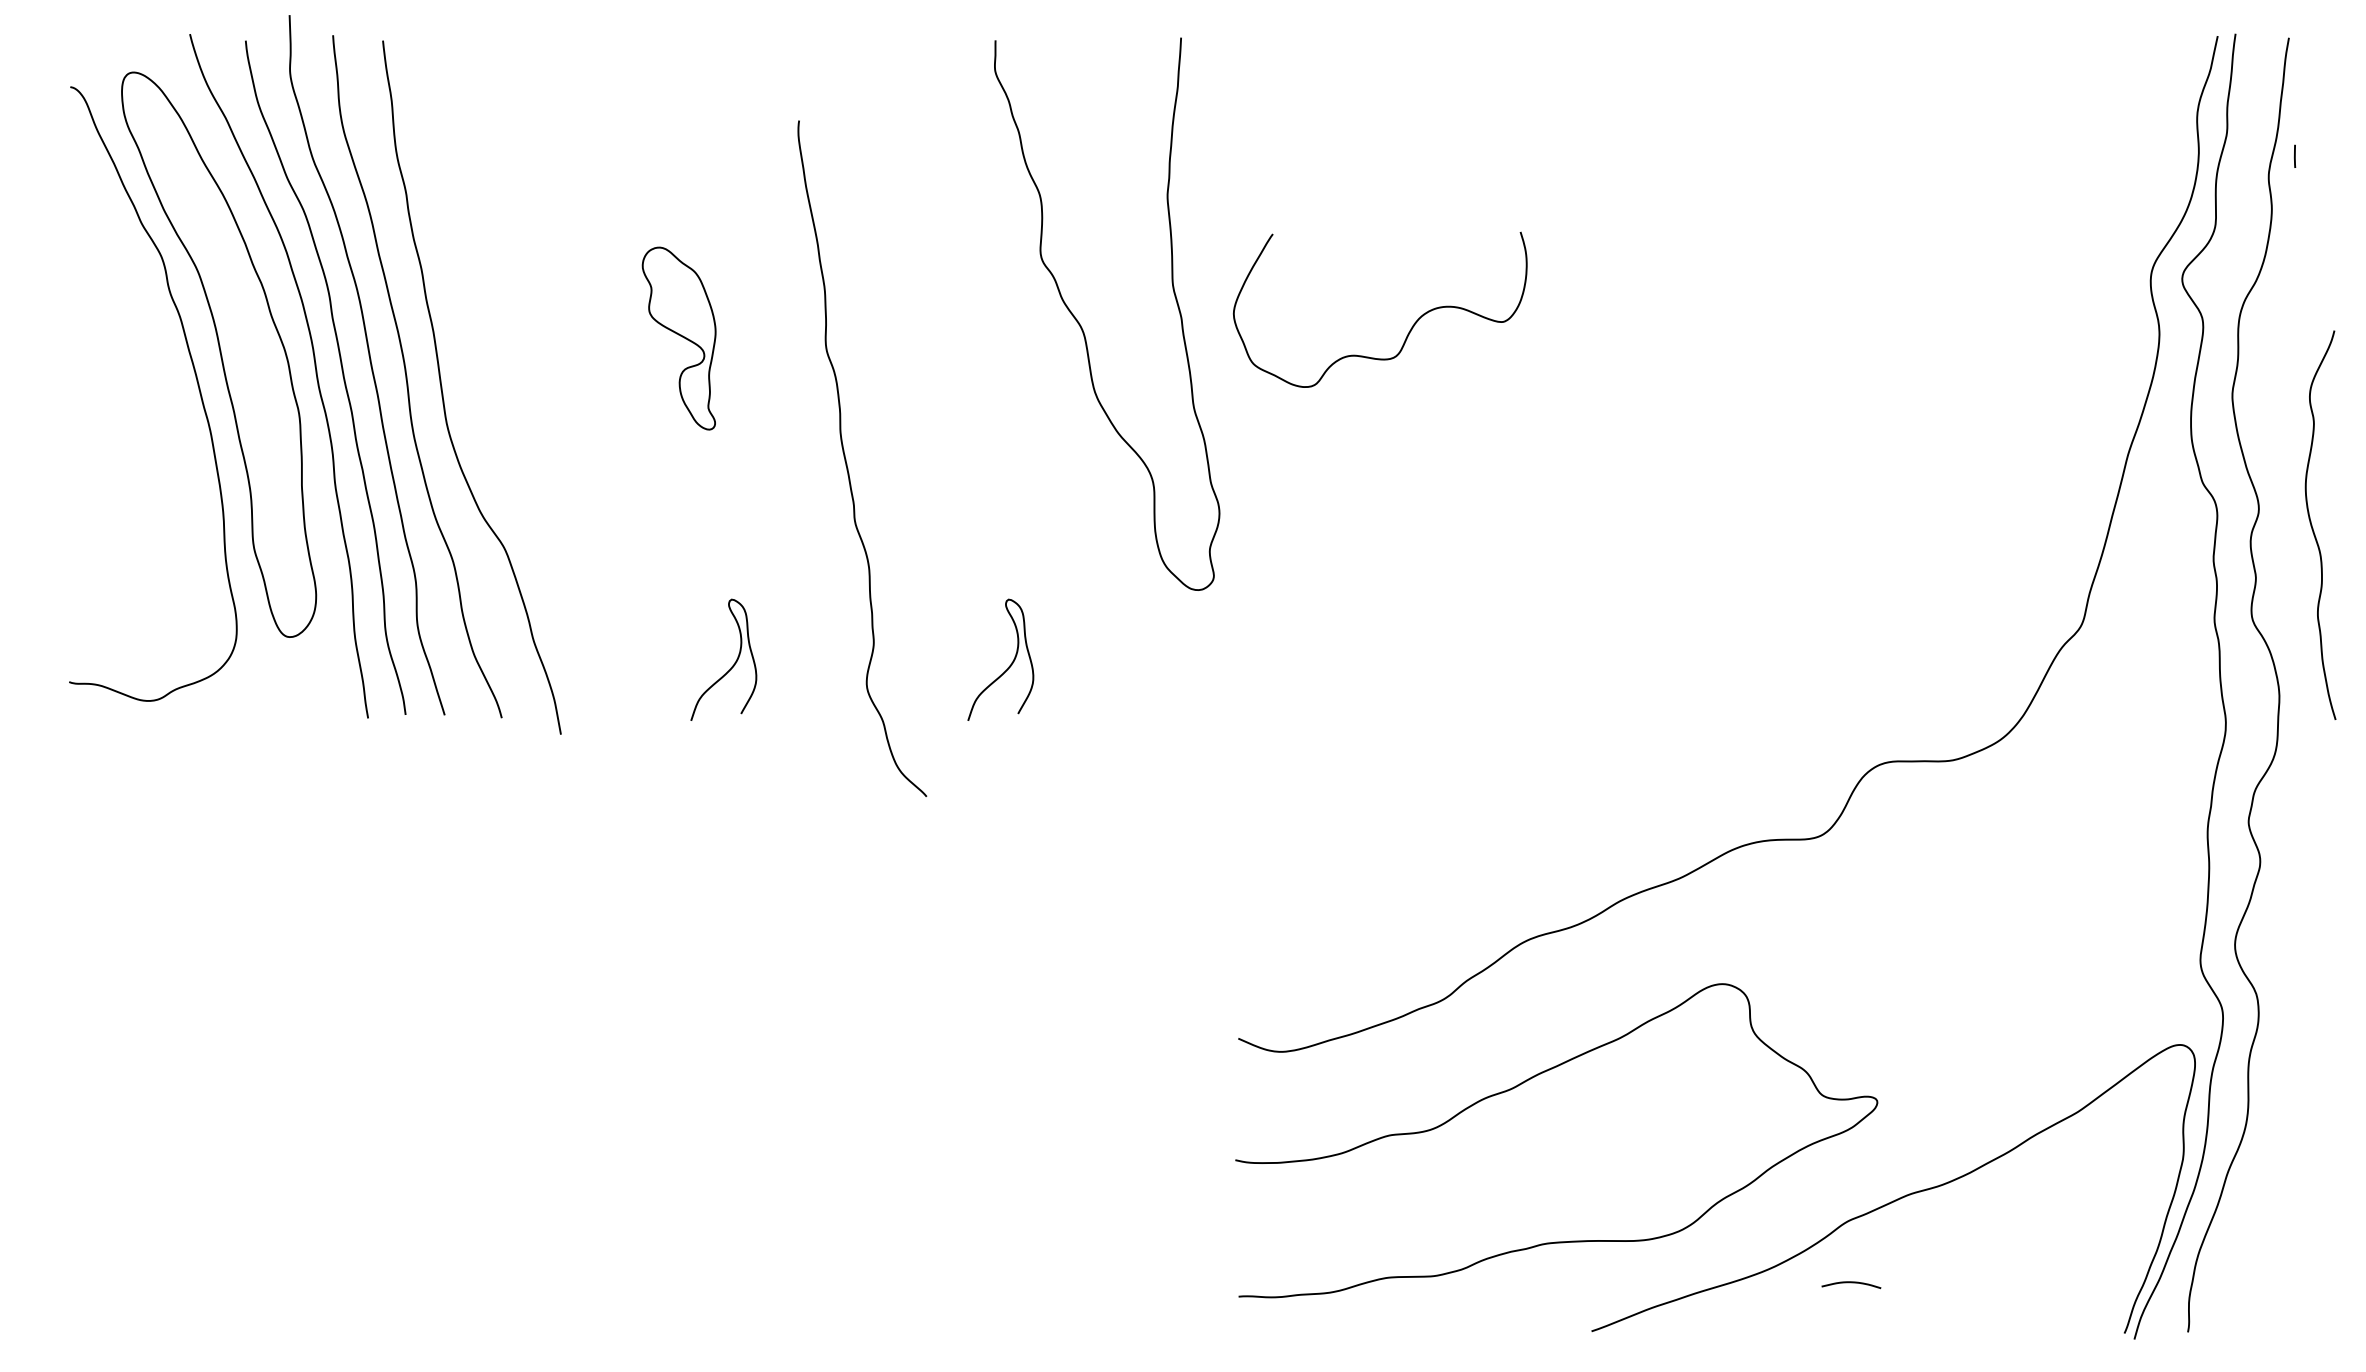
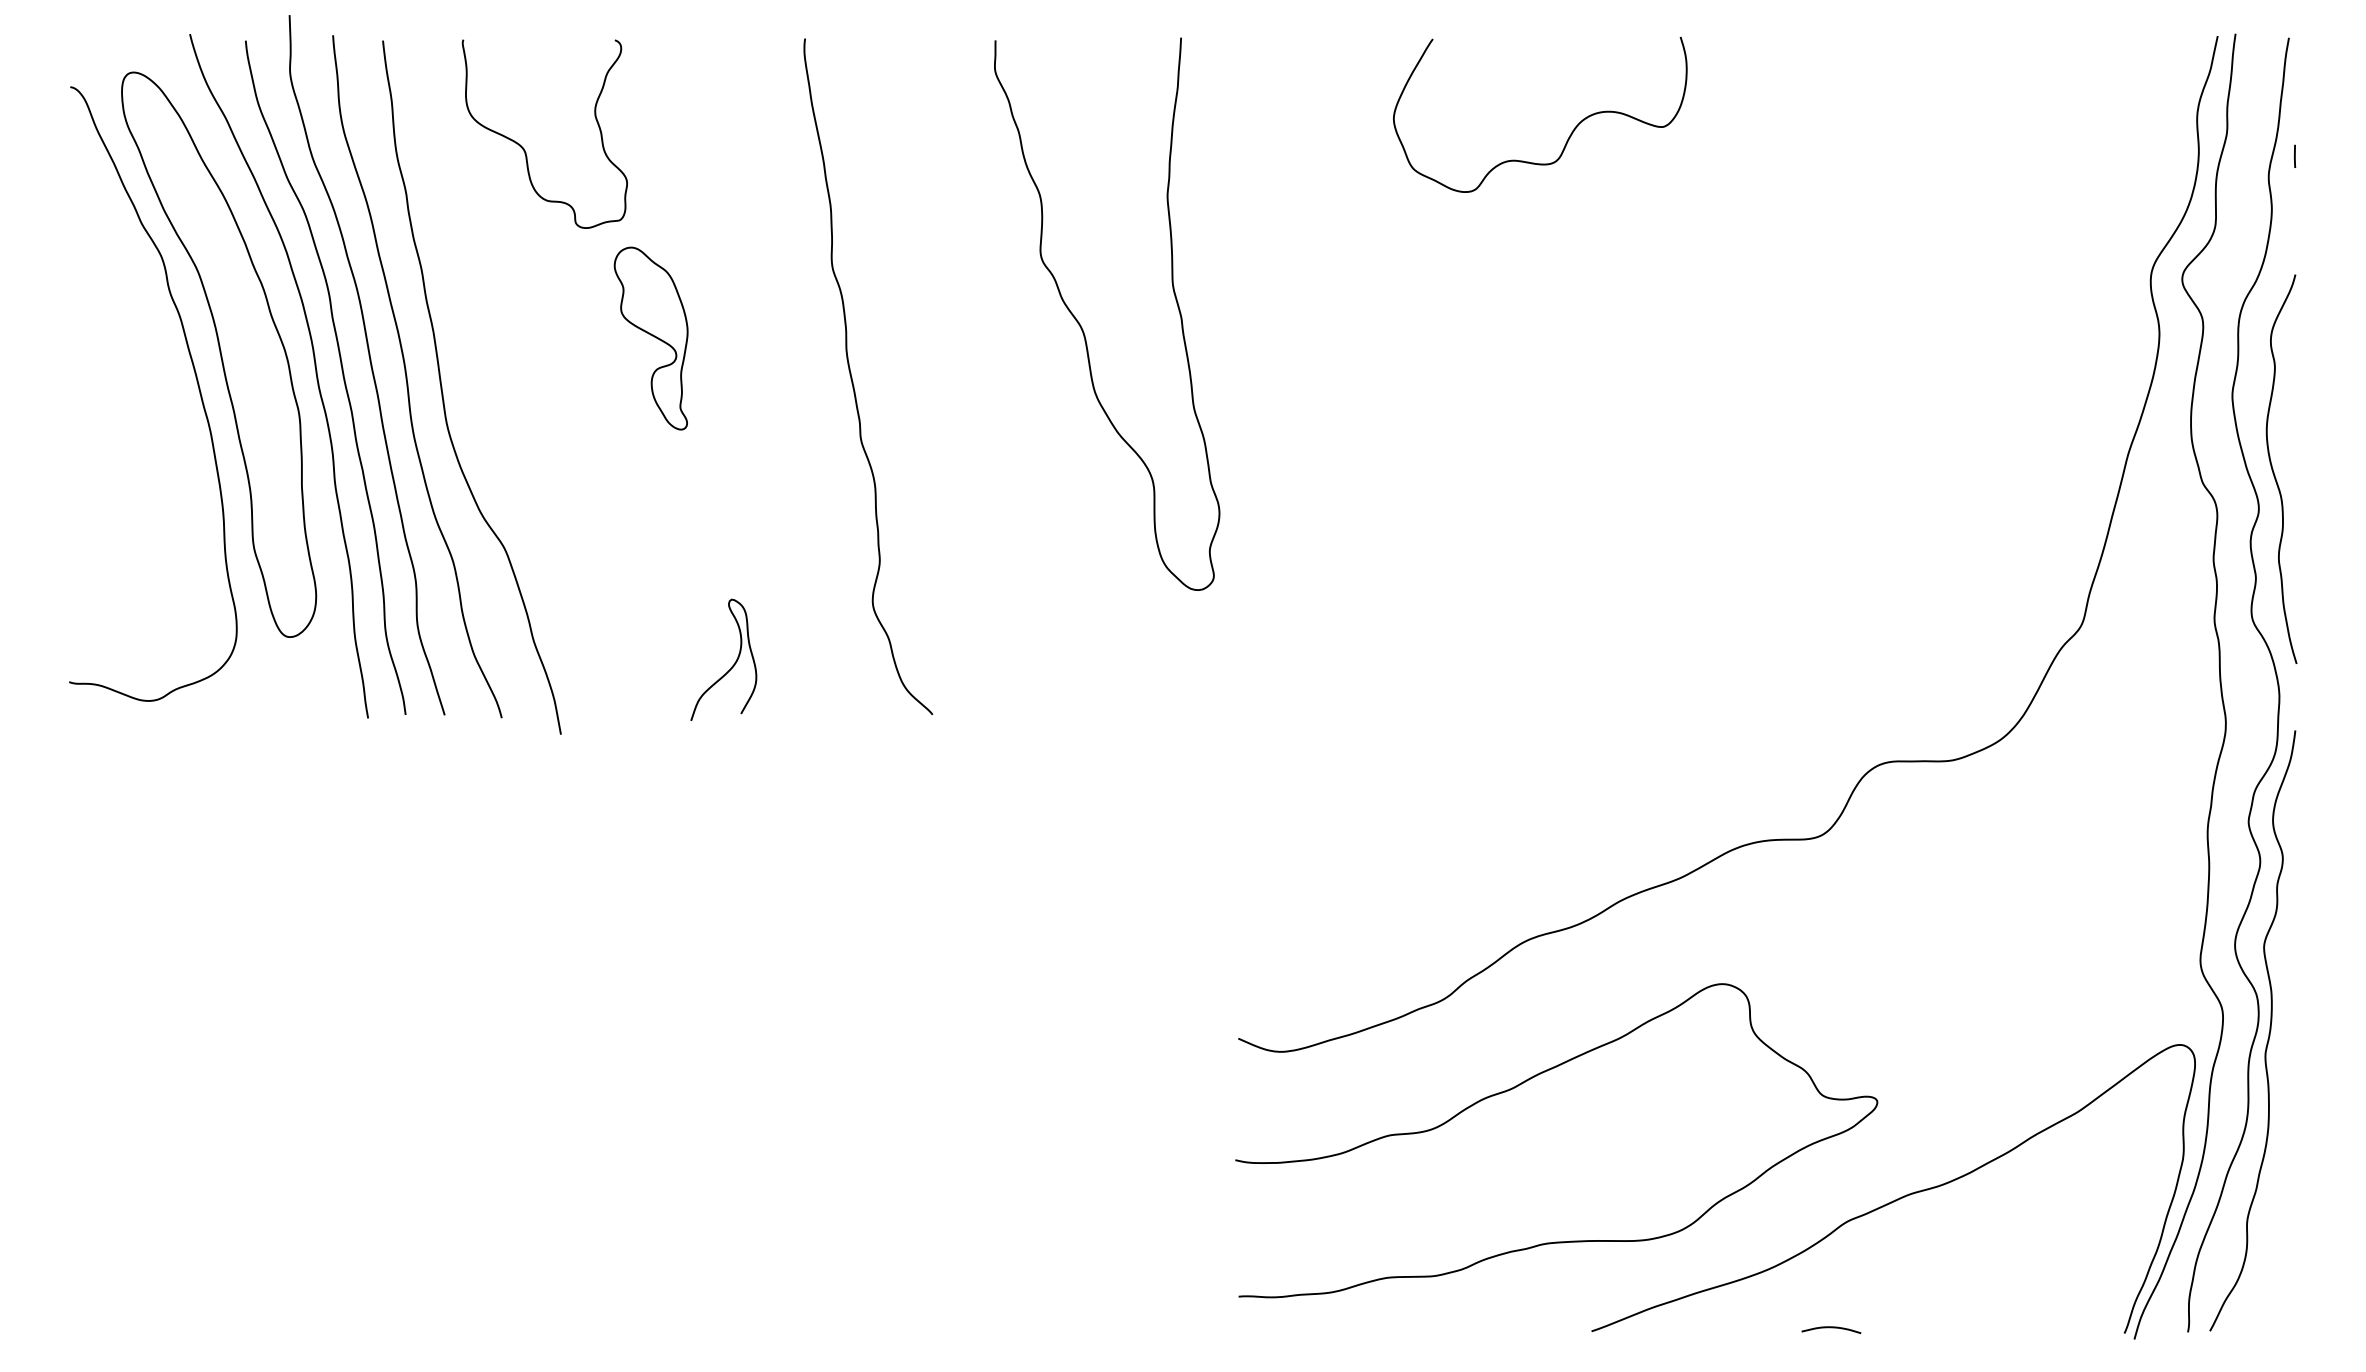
curve: none -> present (524, 148)
curve position: (1410, 328) -> (1570, 133) (1570, 133)
part position: (678, 338) -> (650, 338) (650, 338)
curve position: (847, 463) -> (853, 381) (853, 381)
curve position: (2312, 524) -> (2273, 468) (2273, 468)
curve: present -> none (1008, 666)
curve: none -> present (2268, 1033)
curve position: (1851, 1283) -> (1831, 1328) (1831, 1328)
